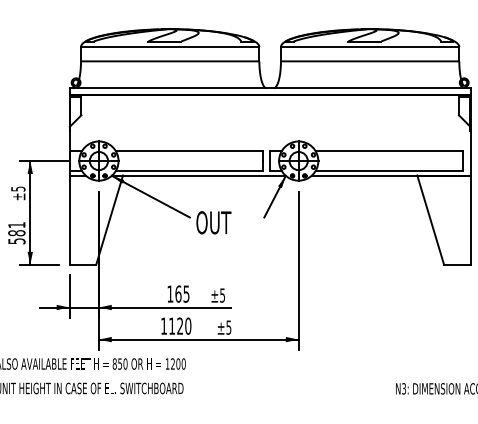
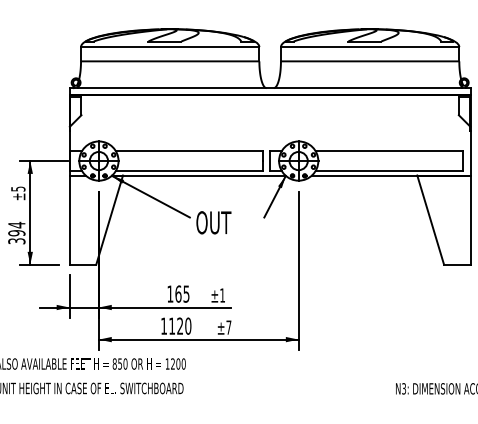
text: 581 -> 394 (16, 232)
text: ±5 -> ±1 (222, 295)
text: ±5 -> ±7 (228, 327)
